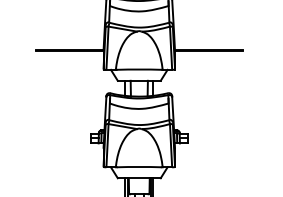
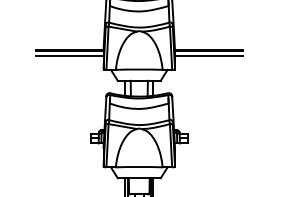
line: none -> present (69, 56)
line: none -> present (208, 56)
